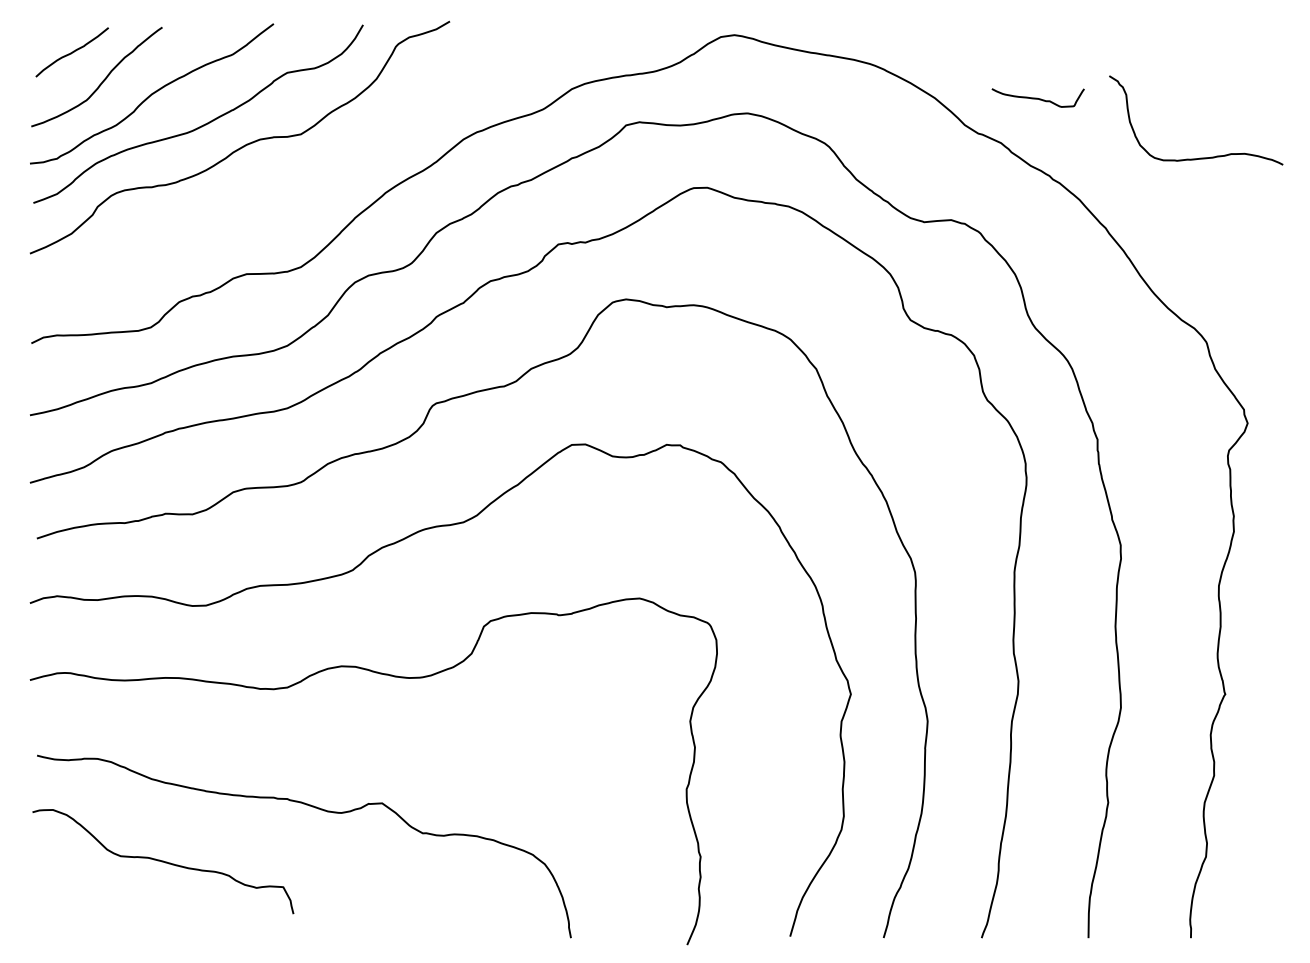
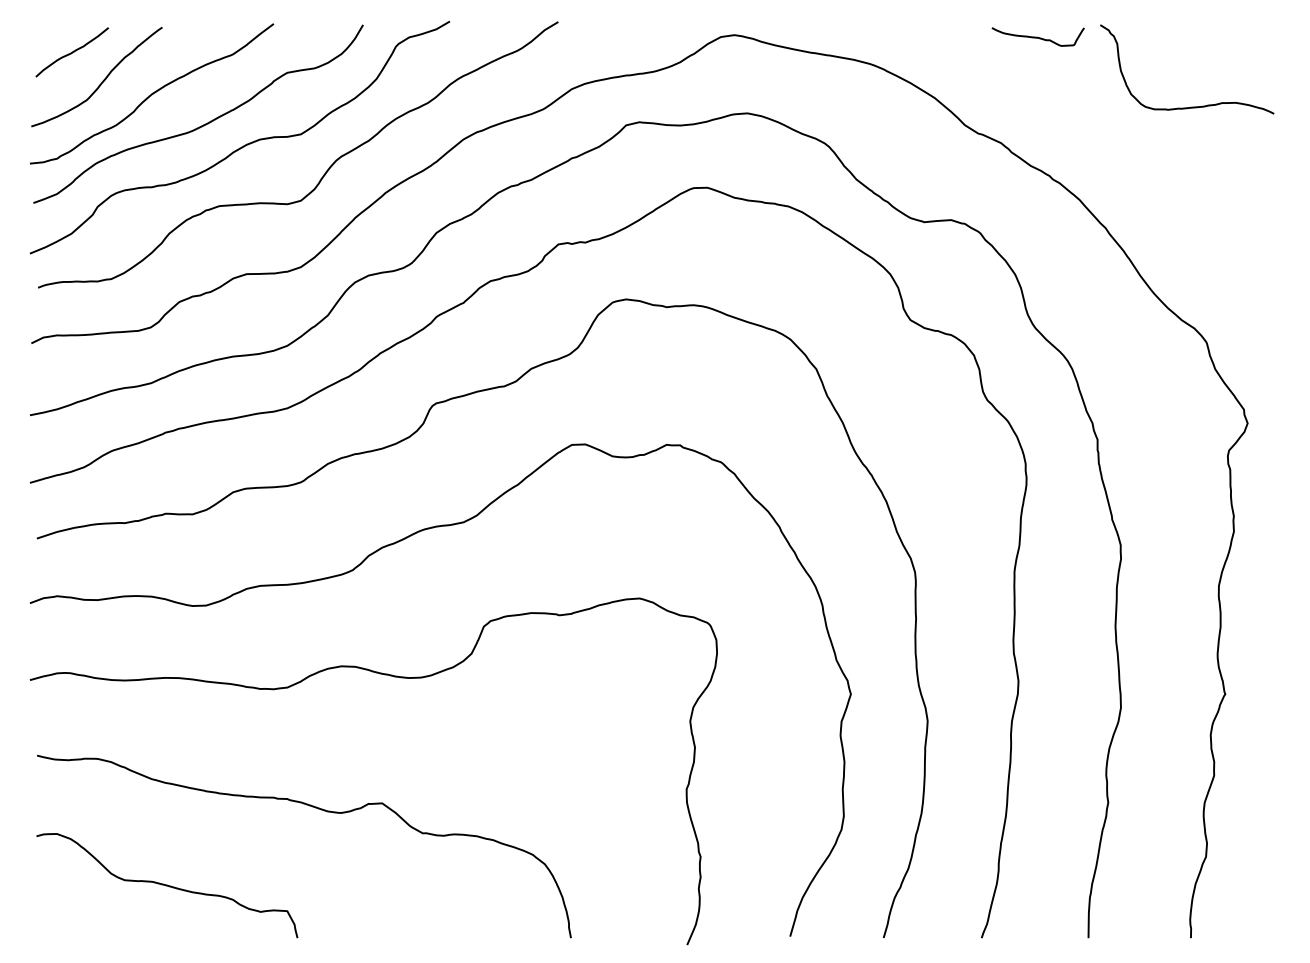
curve position: (1037, 97) -> (1037, 36) (1037, 36)
curve position: (1199, 157) -> (1190, 106) (1190, 106)
curve: none -> present (325, 171)
curve position: (163, 861) -> (167, 885) (167, 885)
